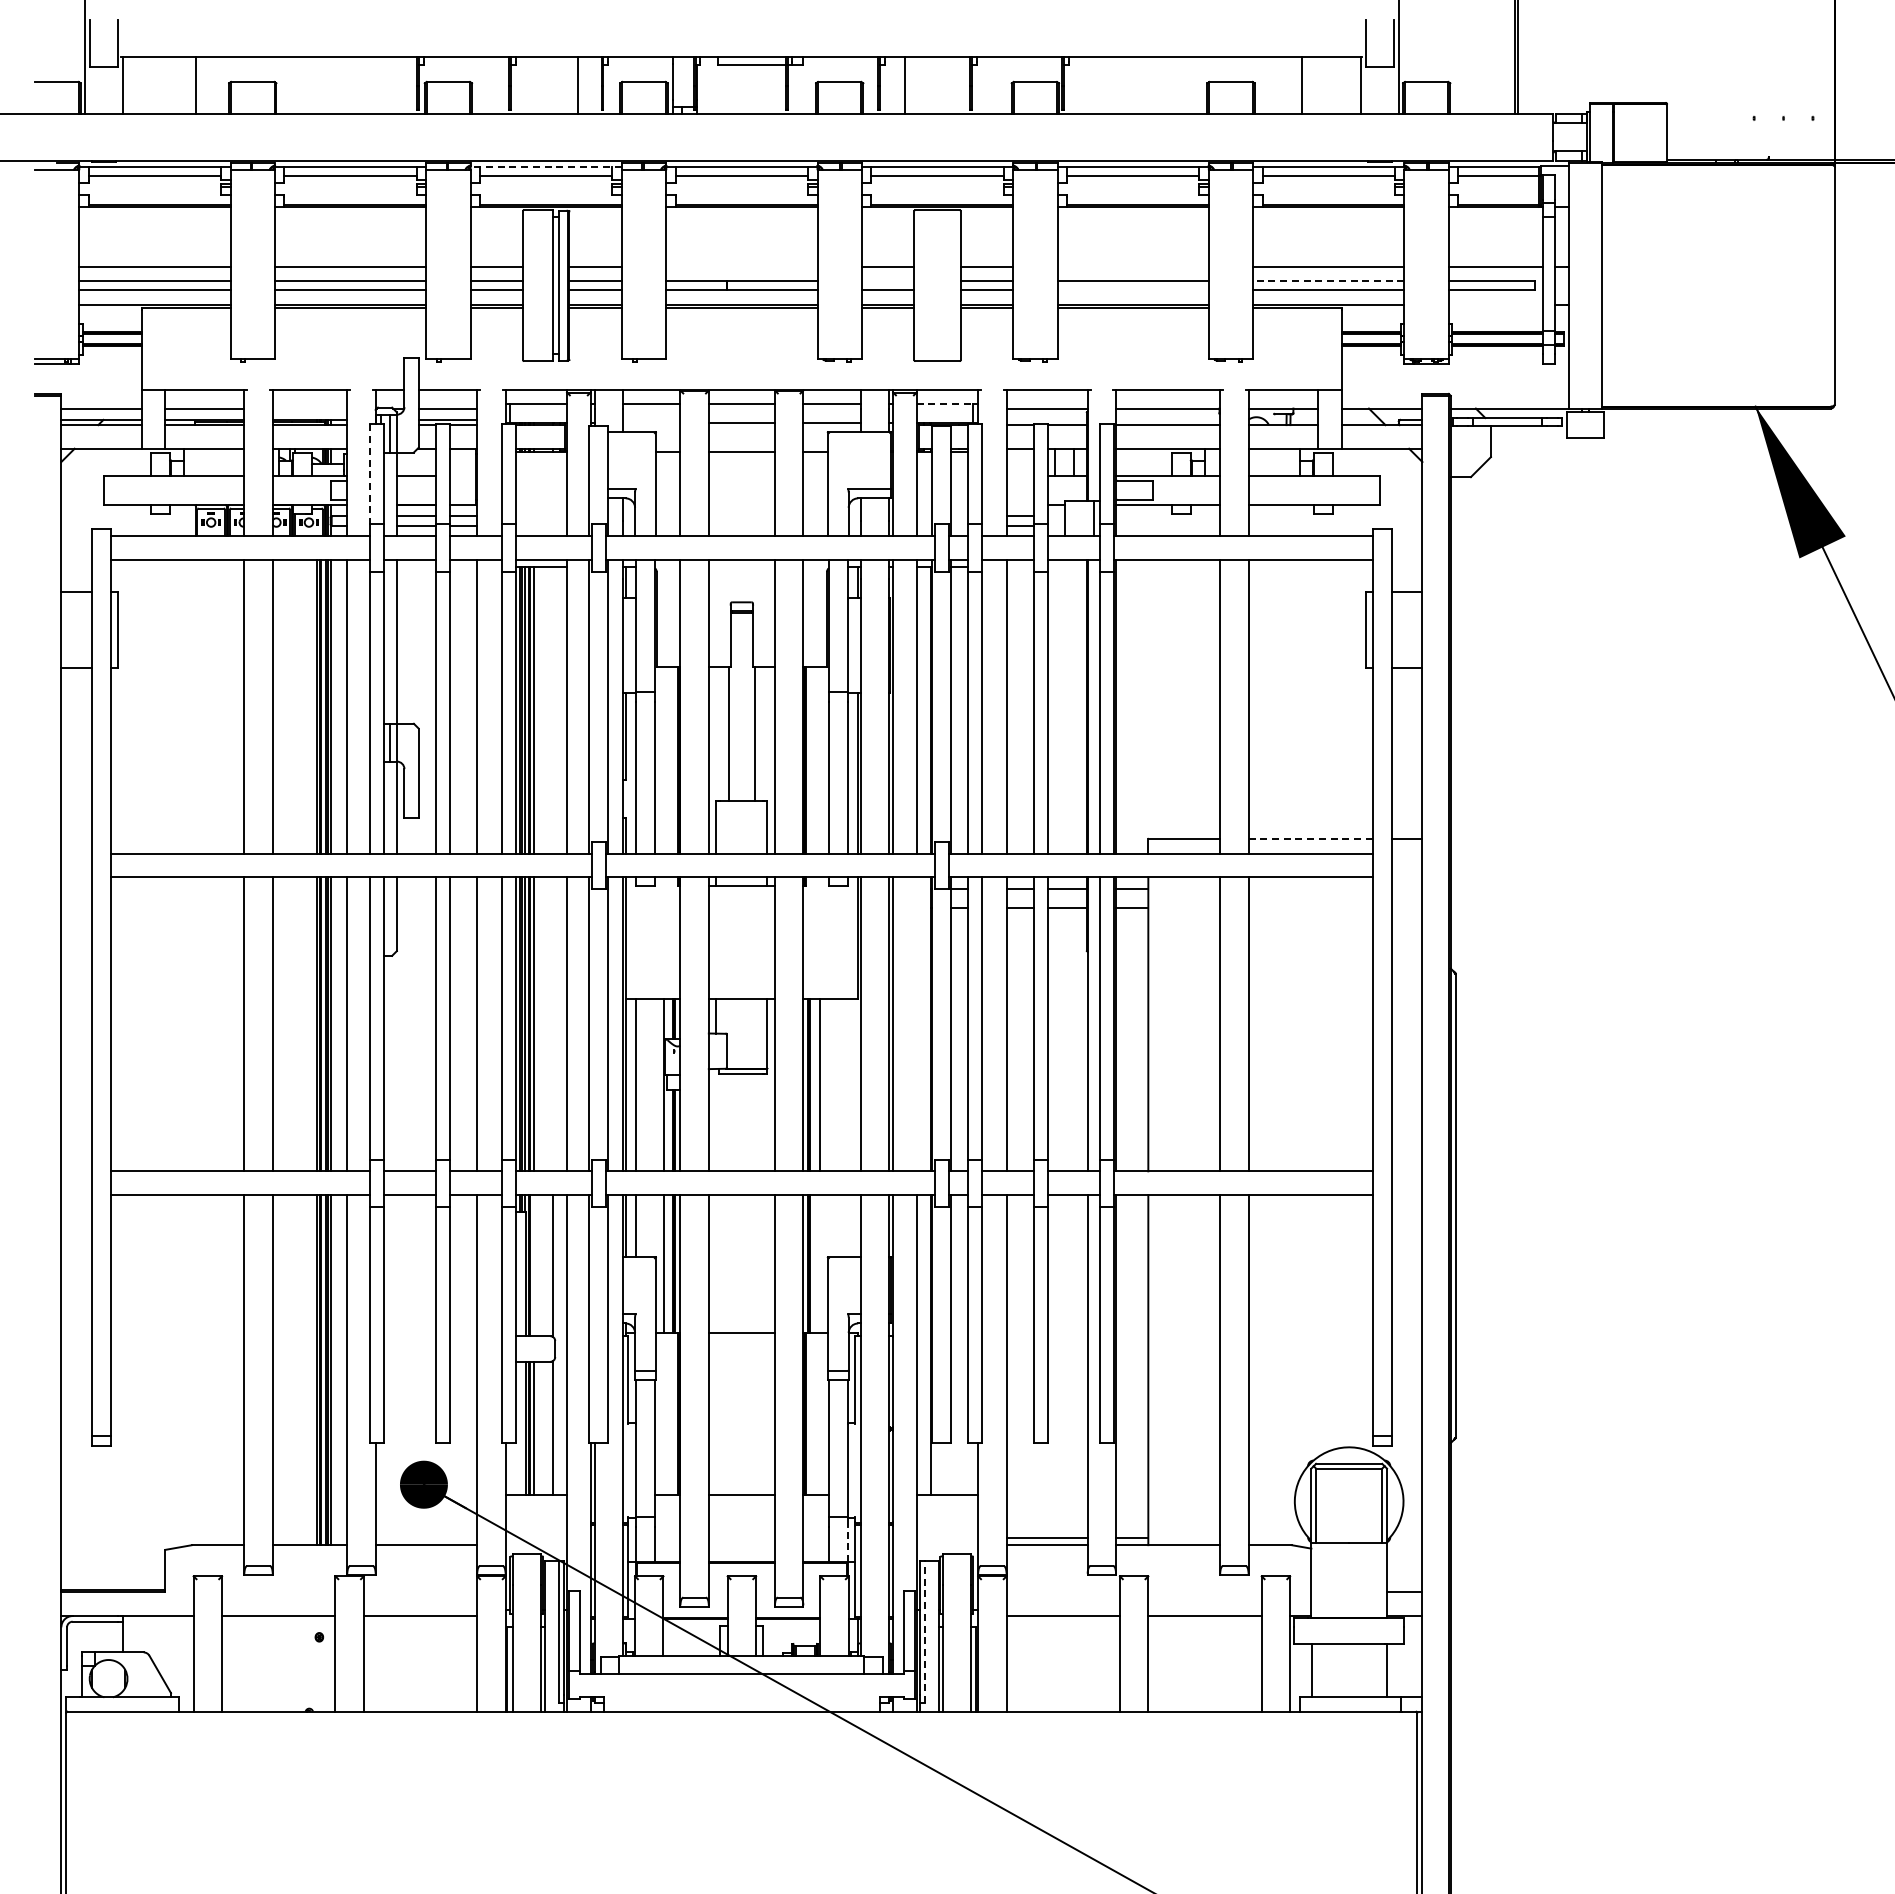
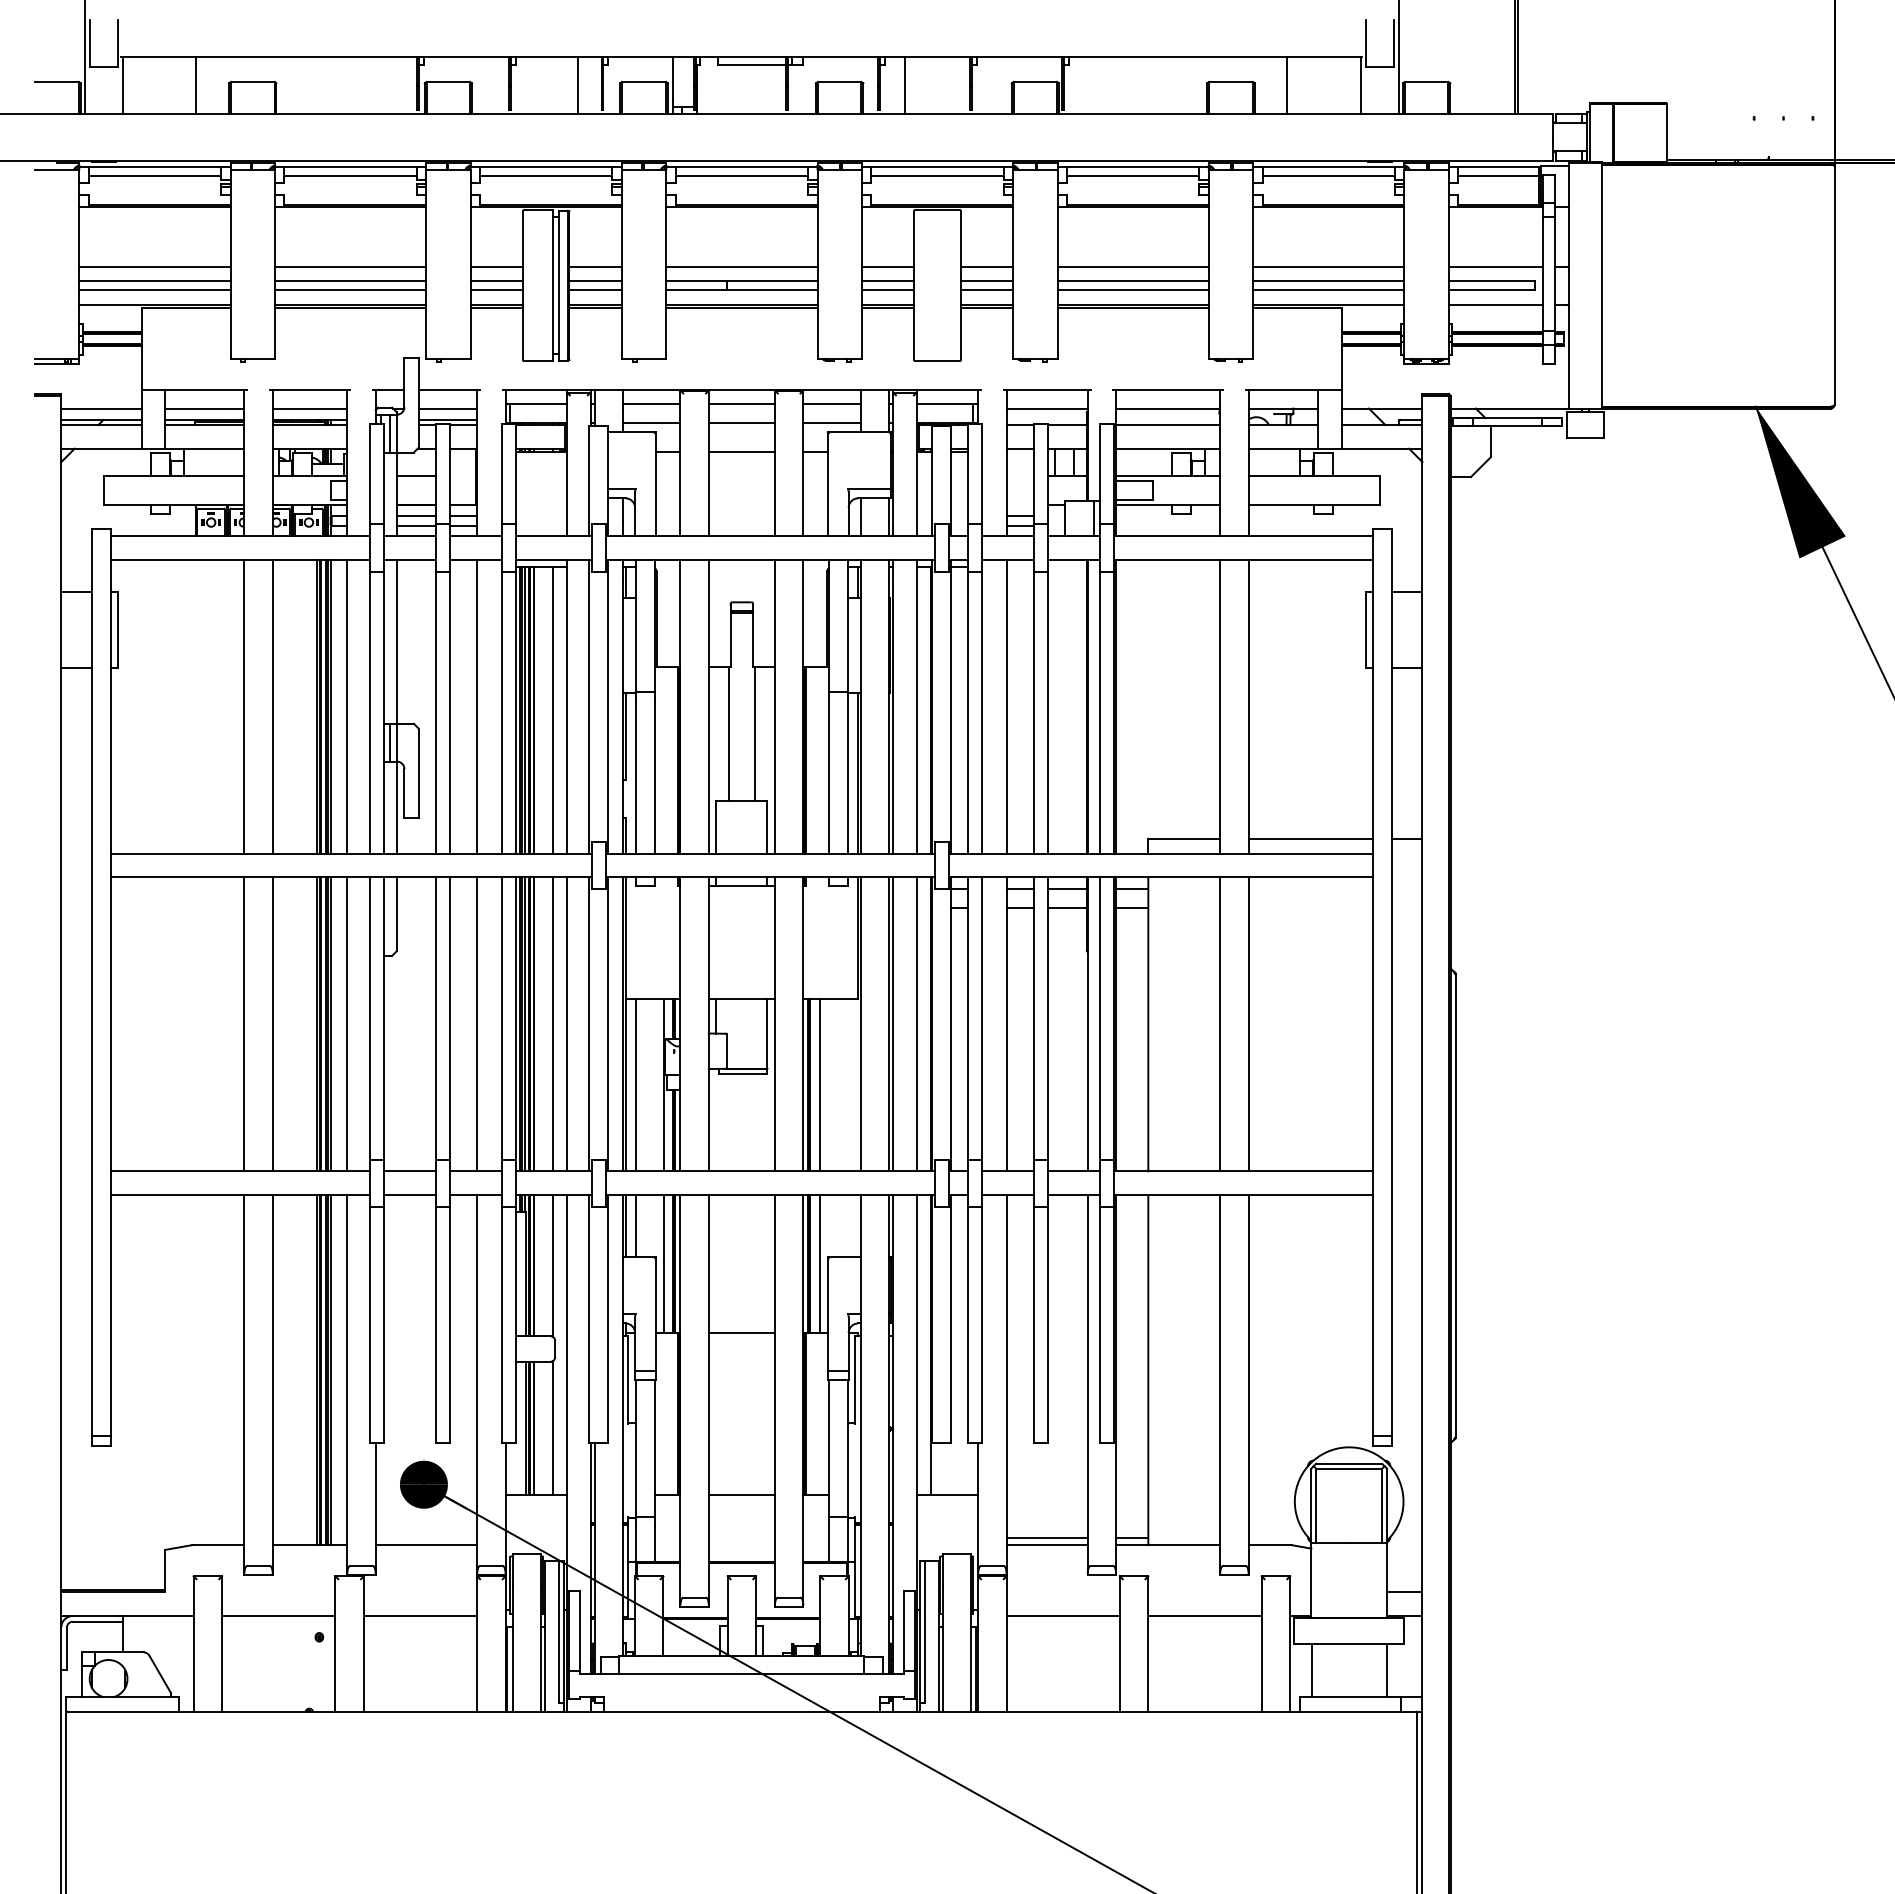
line position: (1302, 85) -> (1287, 85) (1287, 85)
line: dashed -> solid (546, 166)
line: none -> present (741, 266)
line: none -> present (1132, 266)
line: none -> present (887, 280)
line: dashed -> solid (1328, 280)
line: none -> present (1132, 290)
line: none -> present (1495, 304)
line: dashed -> solid (945, 403)
line: none -> present (309, 408)
line: none -> present (651, 422)
line: dashed -> solid (369, 474)
line: none -> present (552, 710)
line: dashed -> solid (1311, 838)
line: none -> present (552, 1024)
line: none -> present (916, 1024)
line: none -> present (819, 1263)
line: none -> present (533, 1265)
line: dashed -> solid (847, 1544)
line: dashed -> solid (925, 1632)
